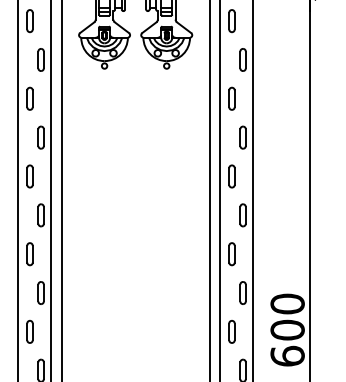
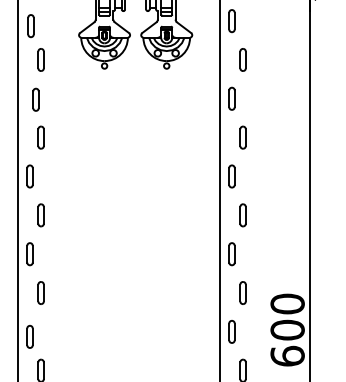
part position: (29, 21) -> (30, 26) (30, 26)
part position: (29, 98) -> (35, 99) (35, 99)
line: present -> none (51, 190)
line: present -> none (61, 190)
line: present -> none (209, 190)
line: present -> none (253, 190)
part position: (29, 331) -> (29, 336) (29, 336)
